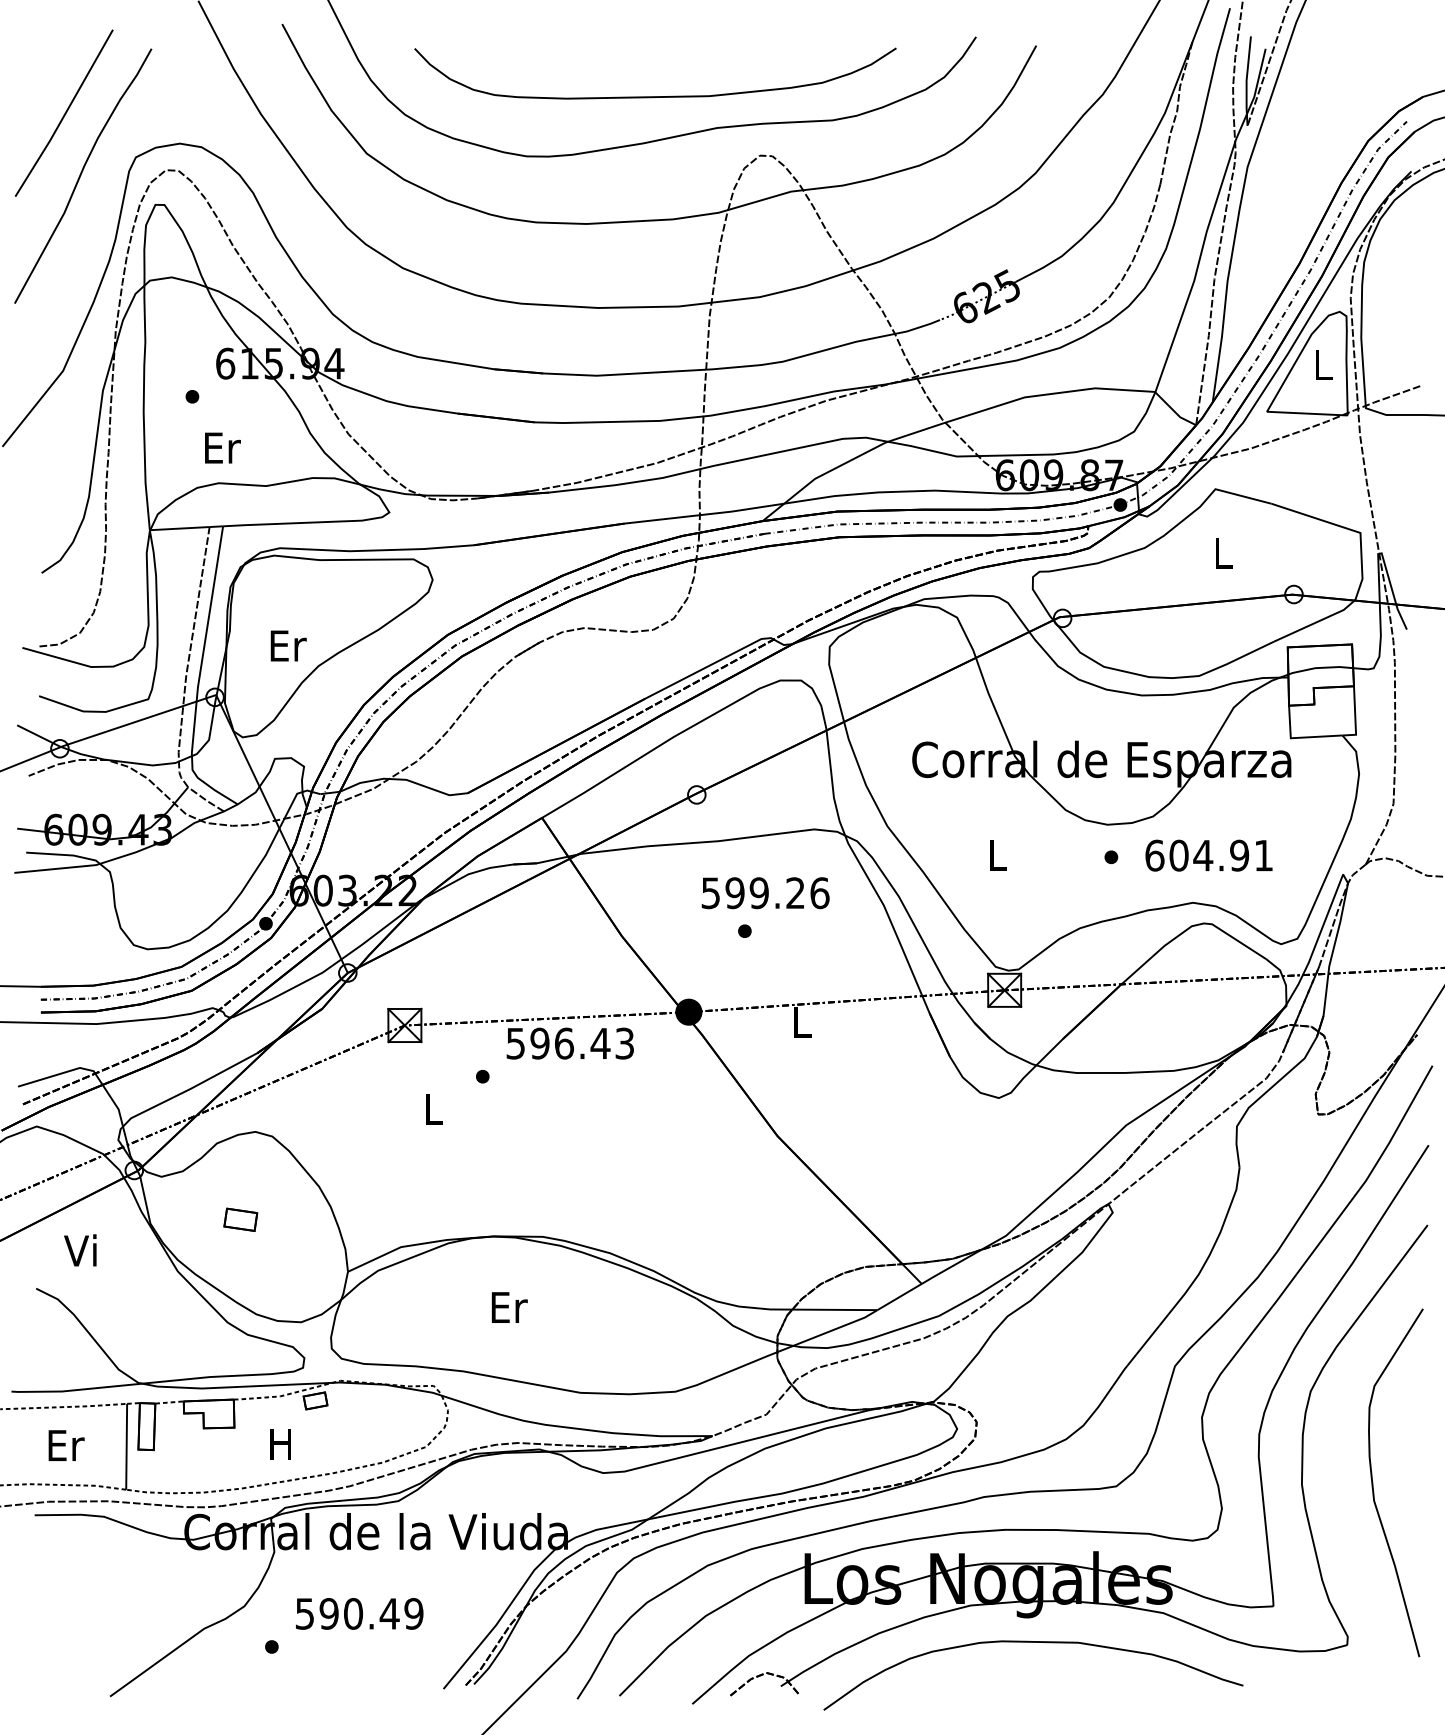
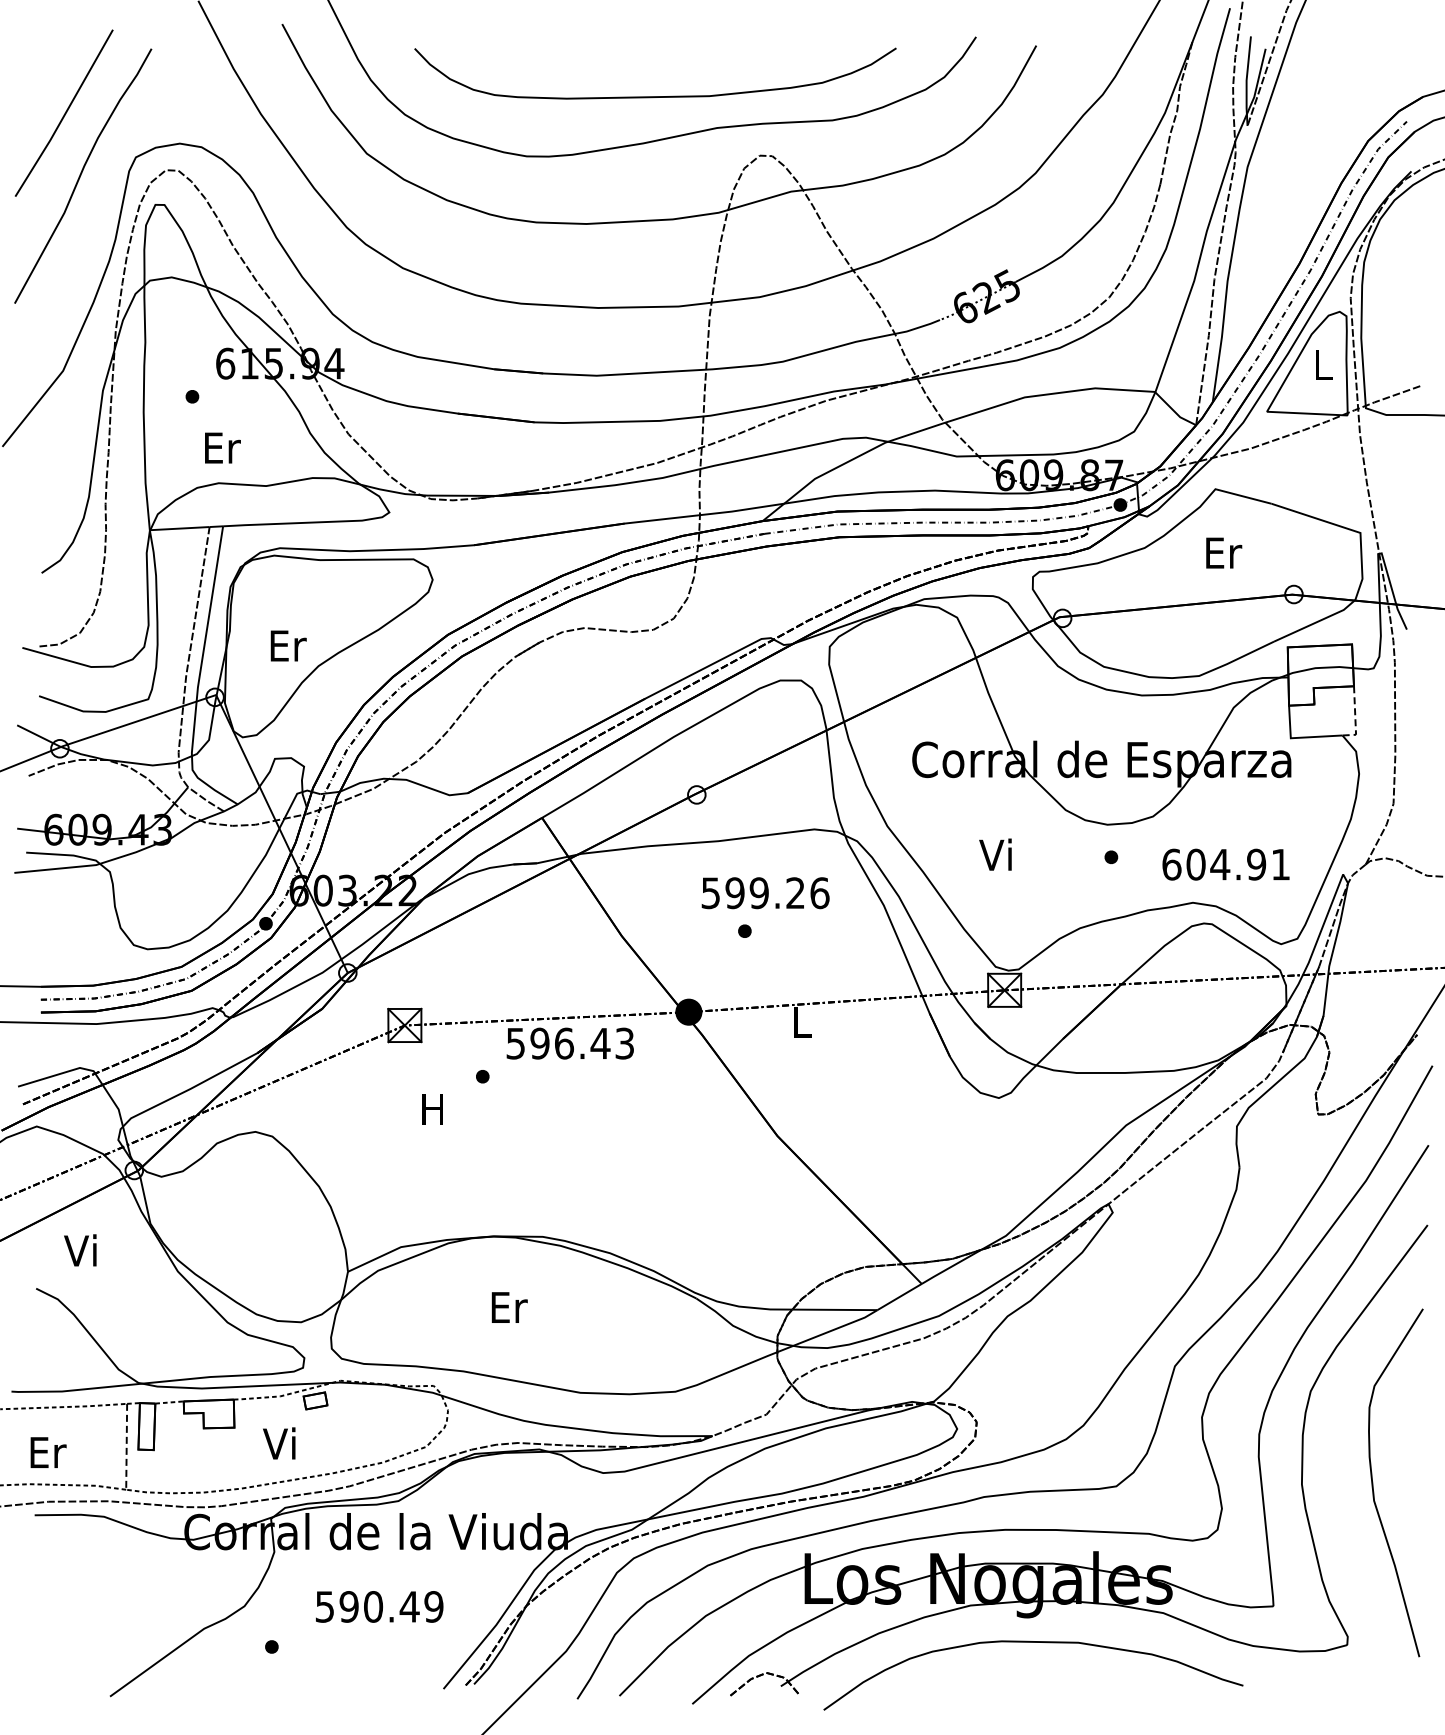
text: L -> Er (1224, 552)
line: solid -> dashed (1355, 717)
text: L -> Vi (995, 854)
text position: (1208, 855) -> (1225, 864) (1225, 864)
text: L -> H (432, 1109)
part: present -> none (240, 1219)
text: H -> Vi (279, 1443)
text position: (66, 1445) -> (48, 1452) (48, 1452)
line: solid -> dashed (126, 1446)
text position: (359, 1613) -> (379, 1606) (379, 1606)
